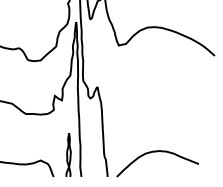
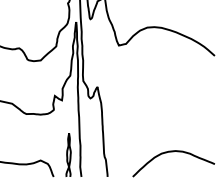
curve position: (157, 152) -> (173, 152) (173, 152)
